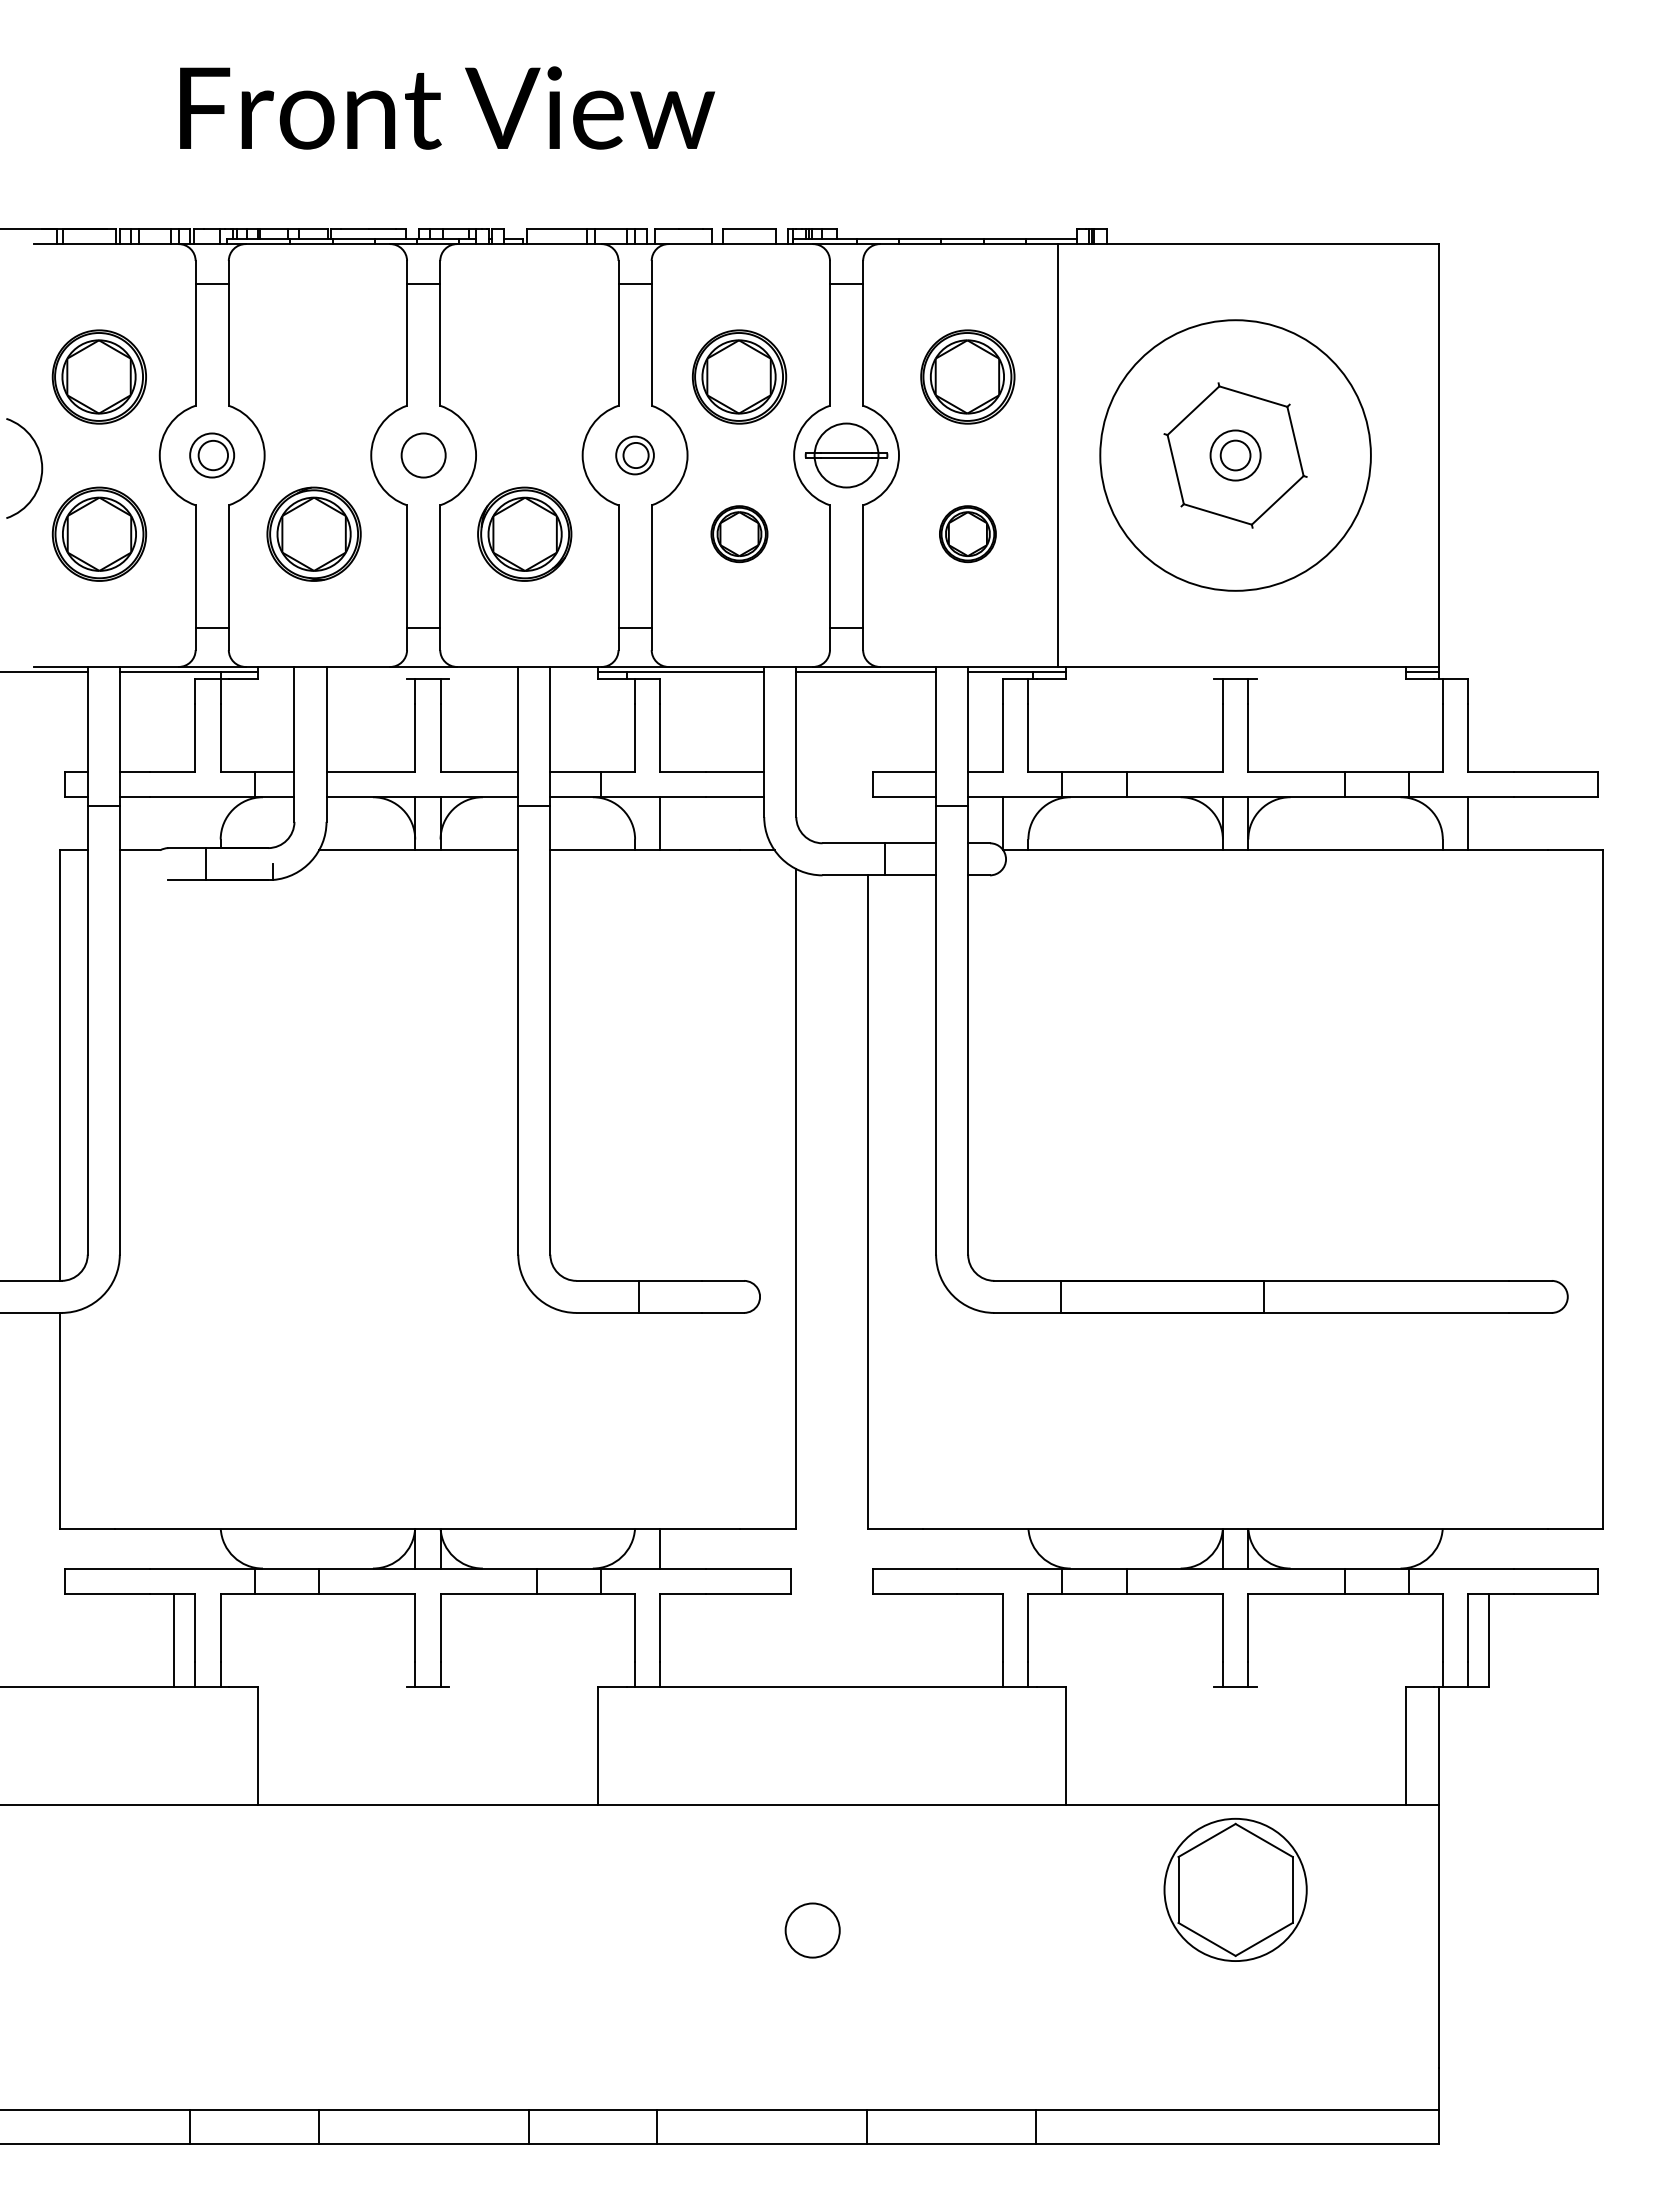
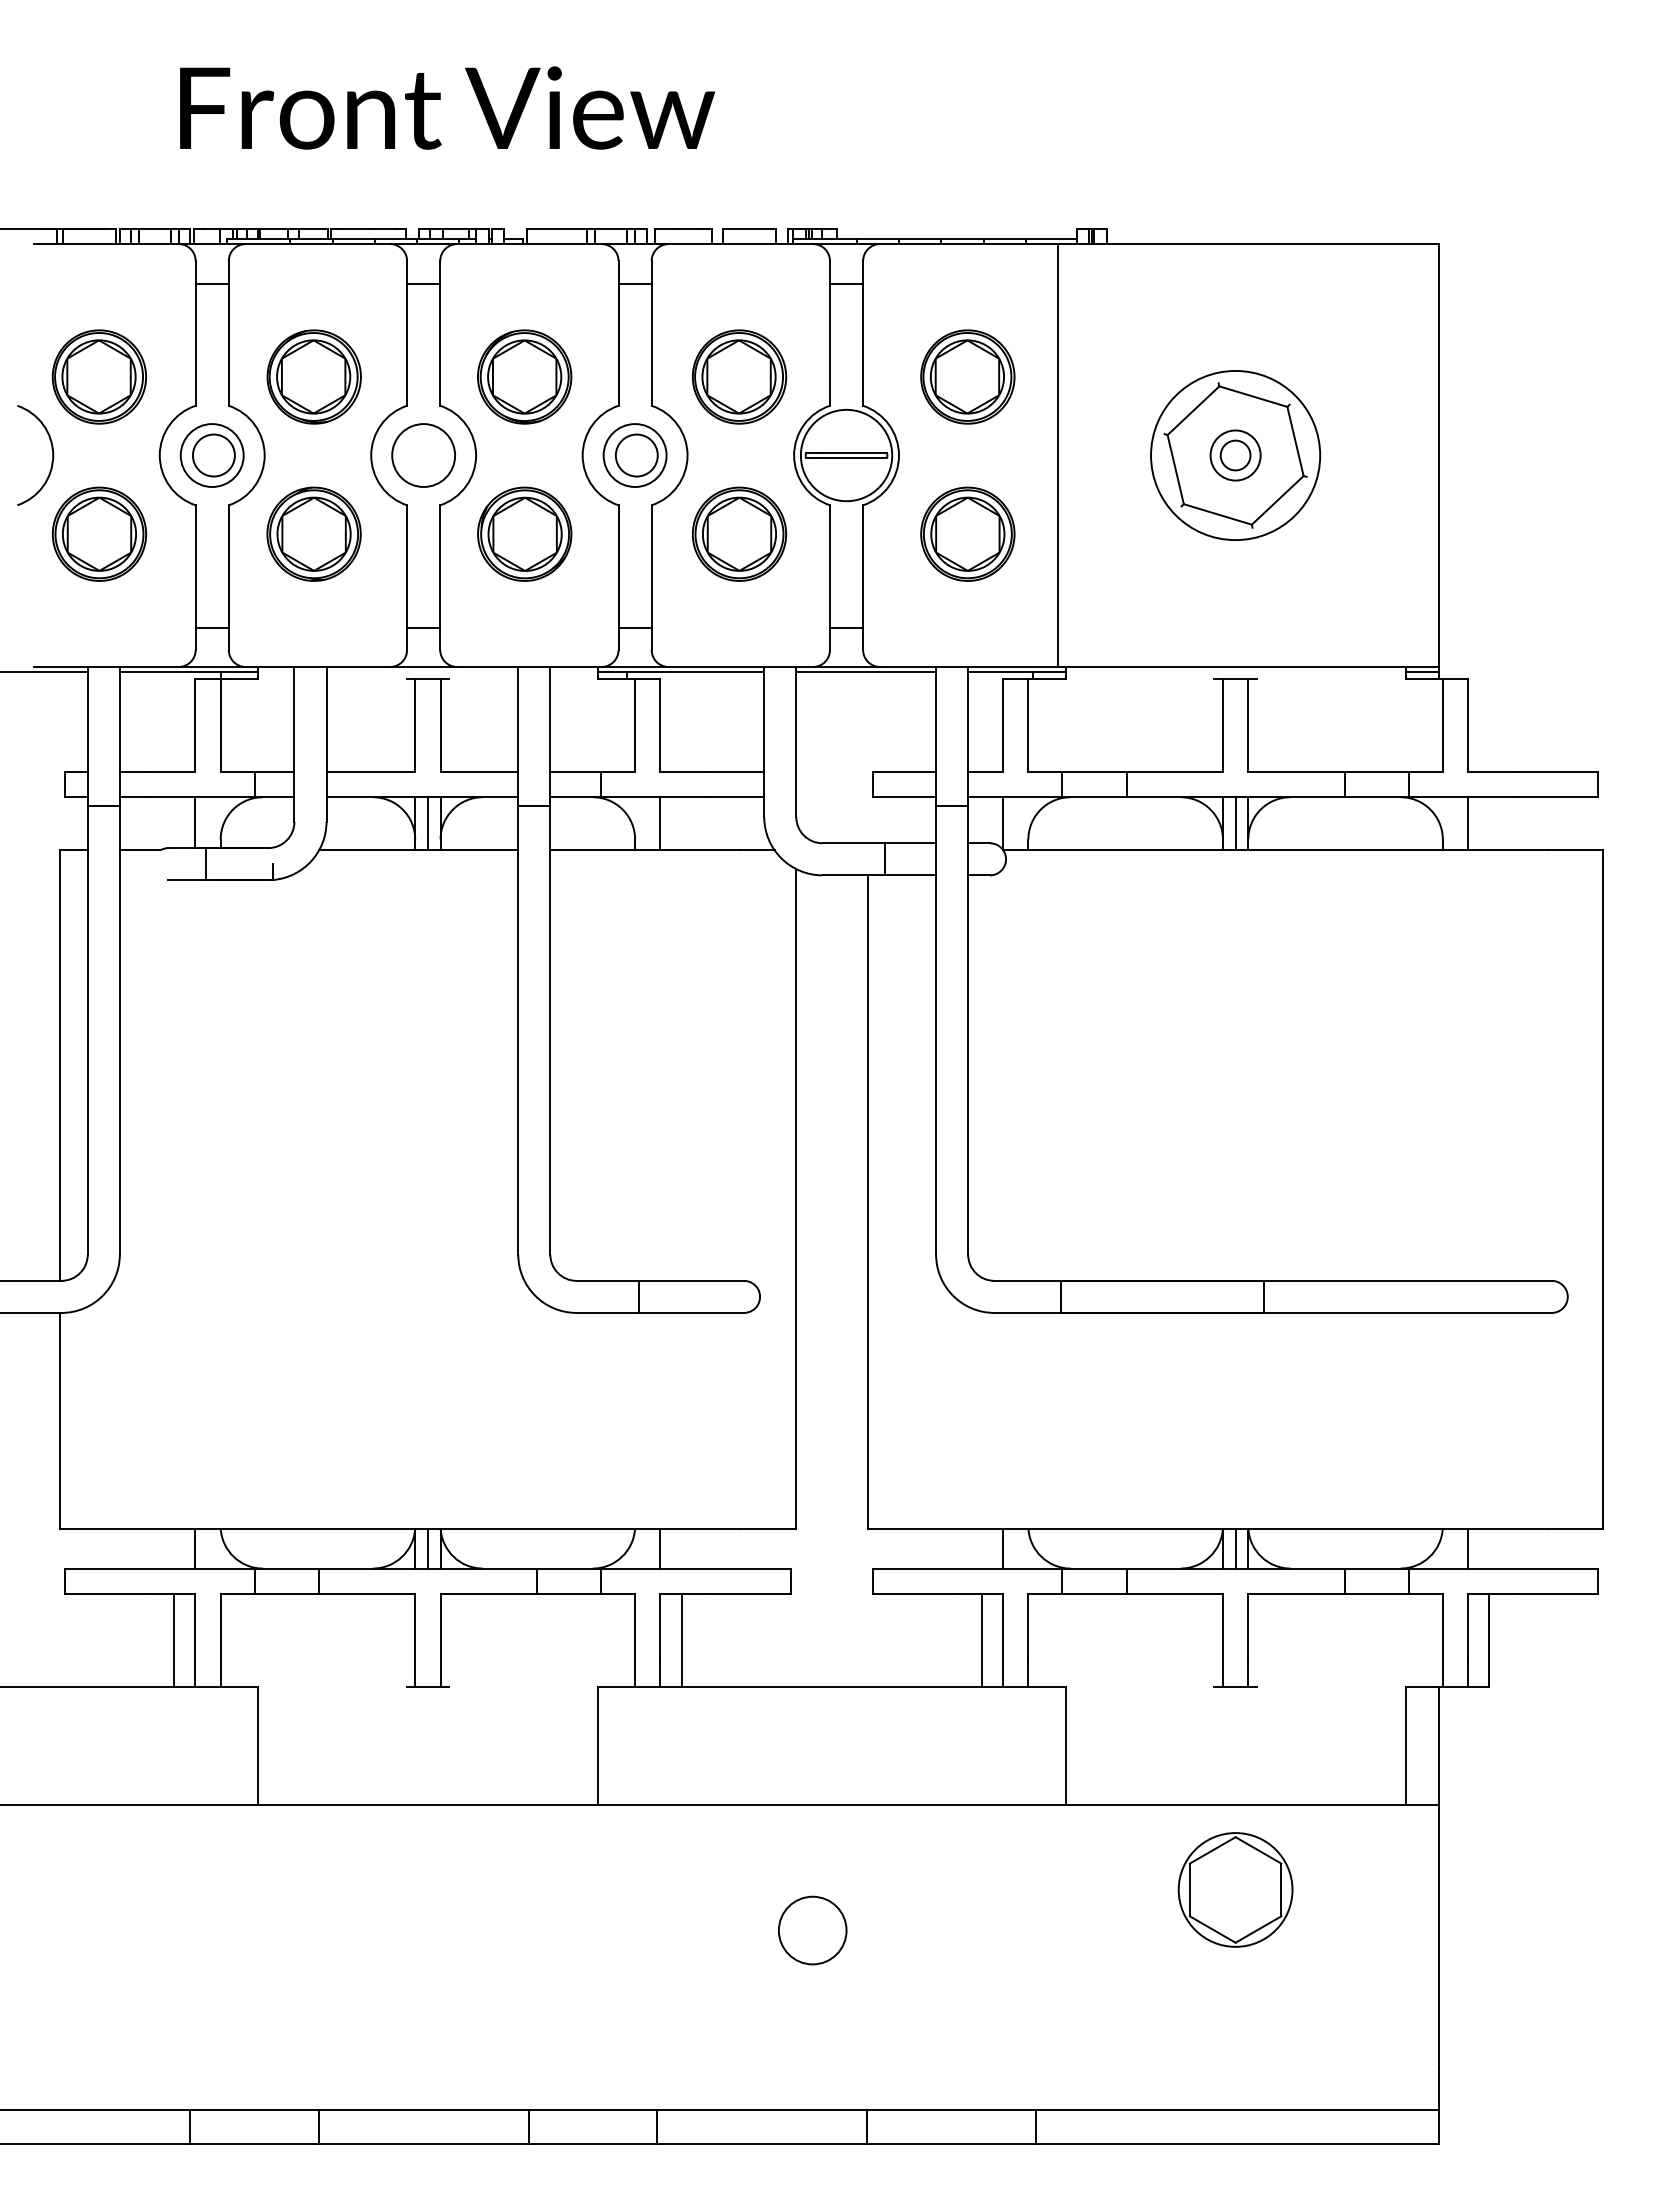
part: none -> present (313, 376)
part: none -> present (524, 376)
part size: 47x47 px -> 66x65 px (211, 455)
circle diameter: 44 px -> 63 px (423, 455)
part size: 40x41 px -> 66x65 px (634, 455)
circle diameter: 64 px -> 91 px (846, 455)
circle diameter: 271 px -> 169 px (1235, 455)
arc position: (41, 468) -> (52, 455) (52, 455)
part size: 59x59 px -> 97x96 px (739, 533)
part size: 58x59 px -> 96x96 px (967, 533)
line: none -> present (195, 822)
line: none -> present (428, 823)
line: none -> present (1235, 823)
line: none -> present (195, 1548)
line: none -> present (428, 1548)
line: none -> present (1003, 1548)
line: none -> present (1235, 1548)
line: none -> present (1468, 1548)
line: none -> present (681, 1639)
line: none -> present (981, 1639)
part size: 145x145 px -> 117x116 px (1235, 1889)
circle diameter: 54 px -> 68 px (812, 1930)
